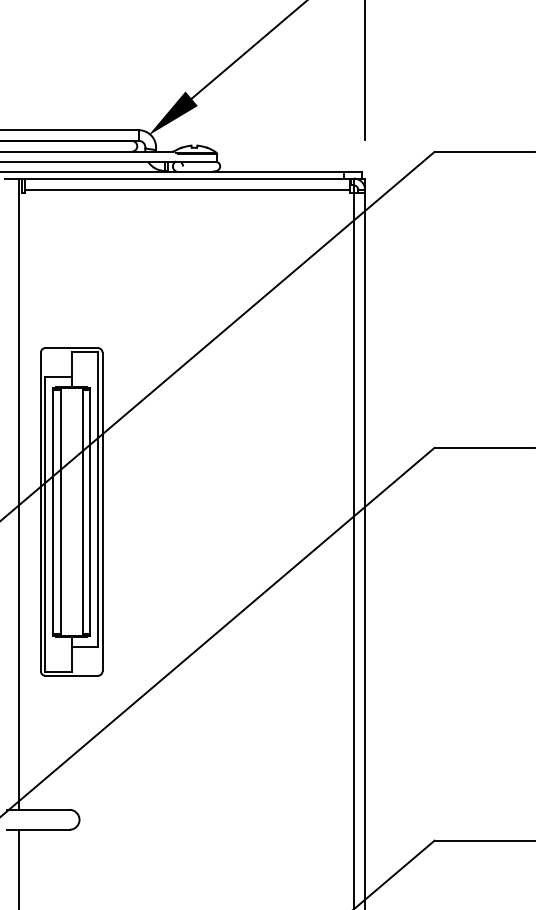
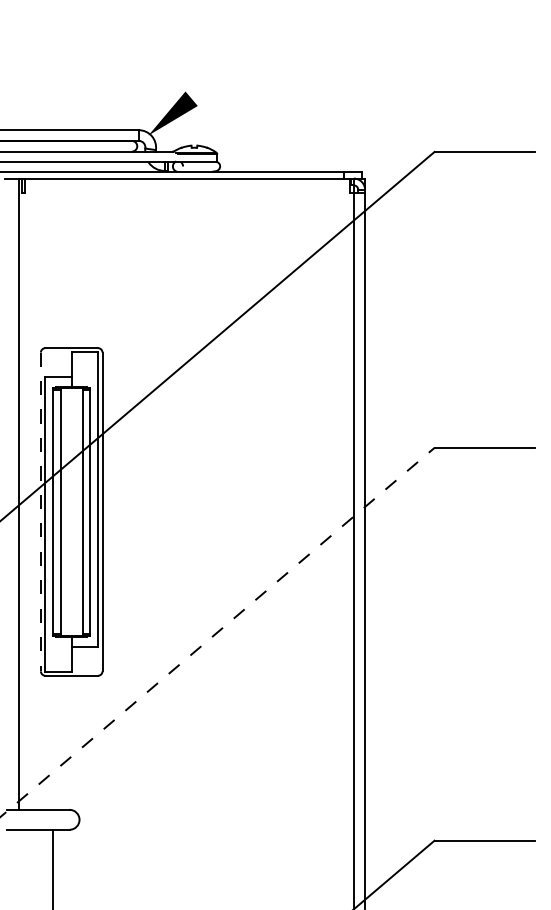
line: present -> none (247, 50)
line: present -> none (365, 70)
line: present -> none (187, 189)
line: solid -> dashed (40, 512)
line: solid -> dashed (217, 632)
line position: (18, 867) -> (52, 867) (52, 867)
